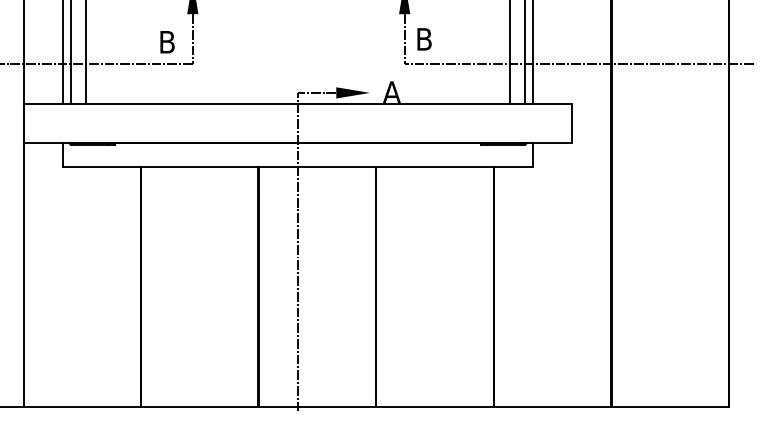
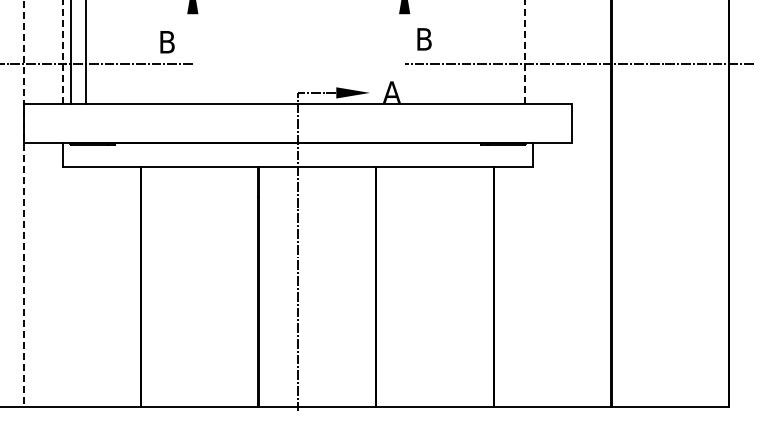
line: present -> none (192, 39)
line: present -> none (404, 39)
line: solid -> dashed (62, 52)
line: solid -> dashed (525, 52)
line: present -> none (509, 53)
line: present -> none (533, 53)
line: solid -> dashed (23, 204)
